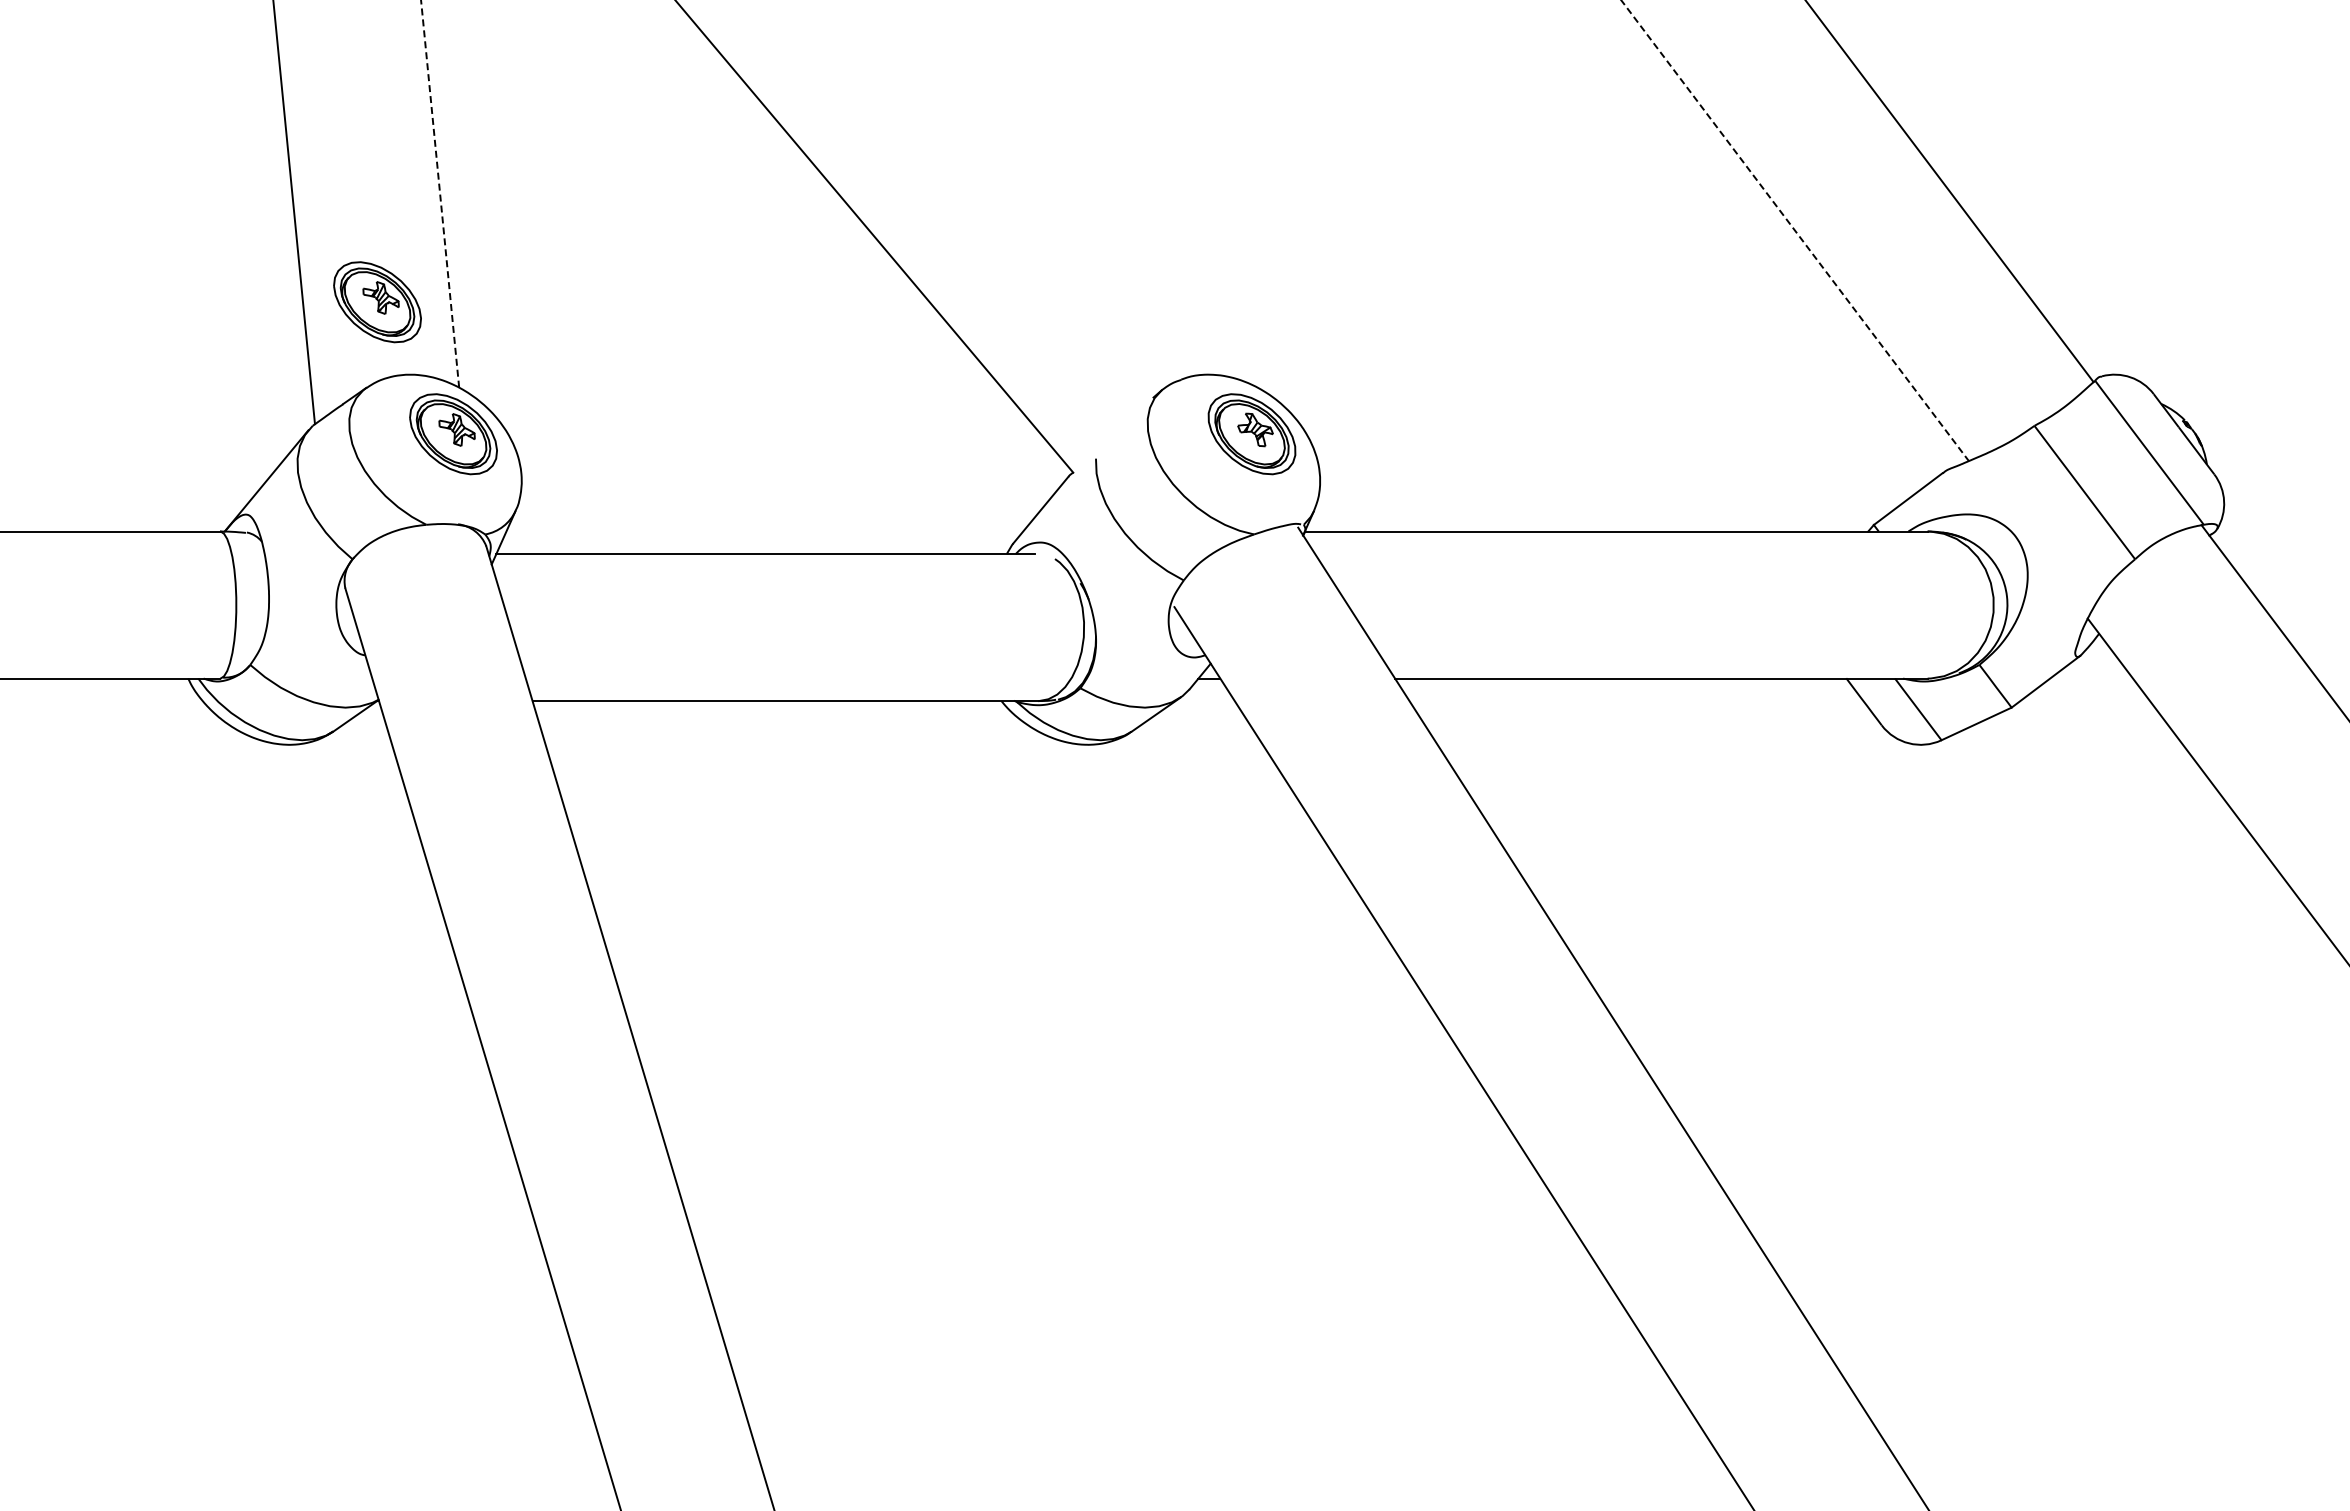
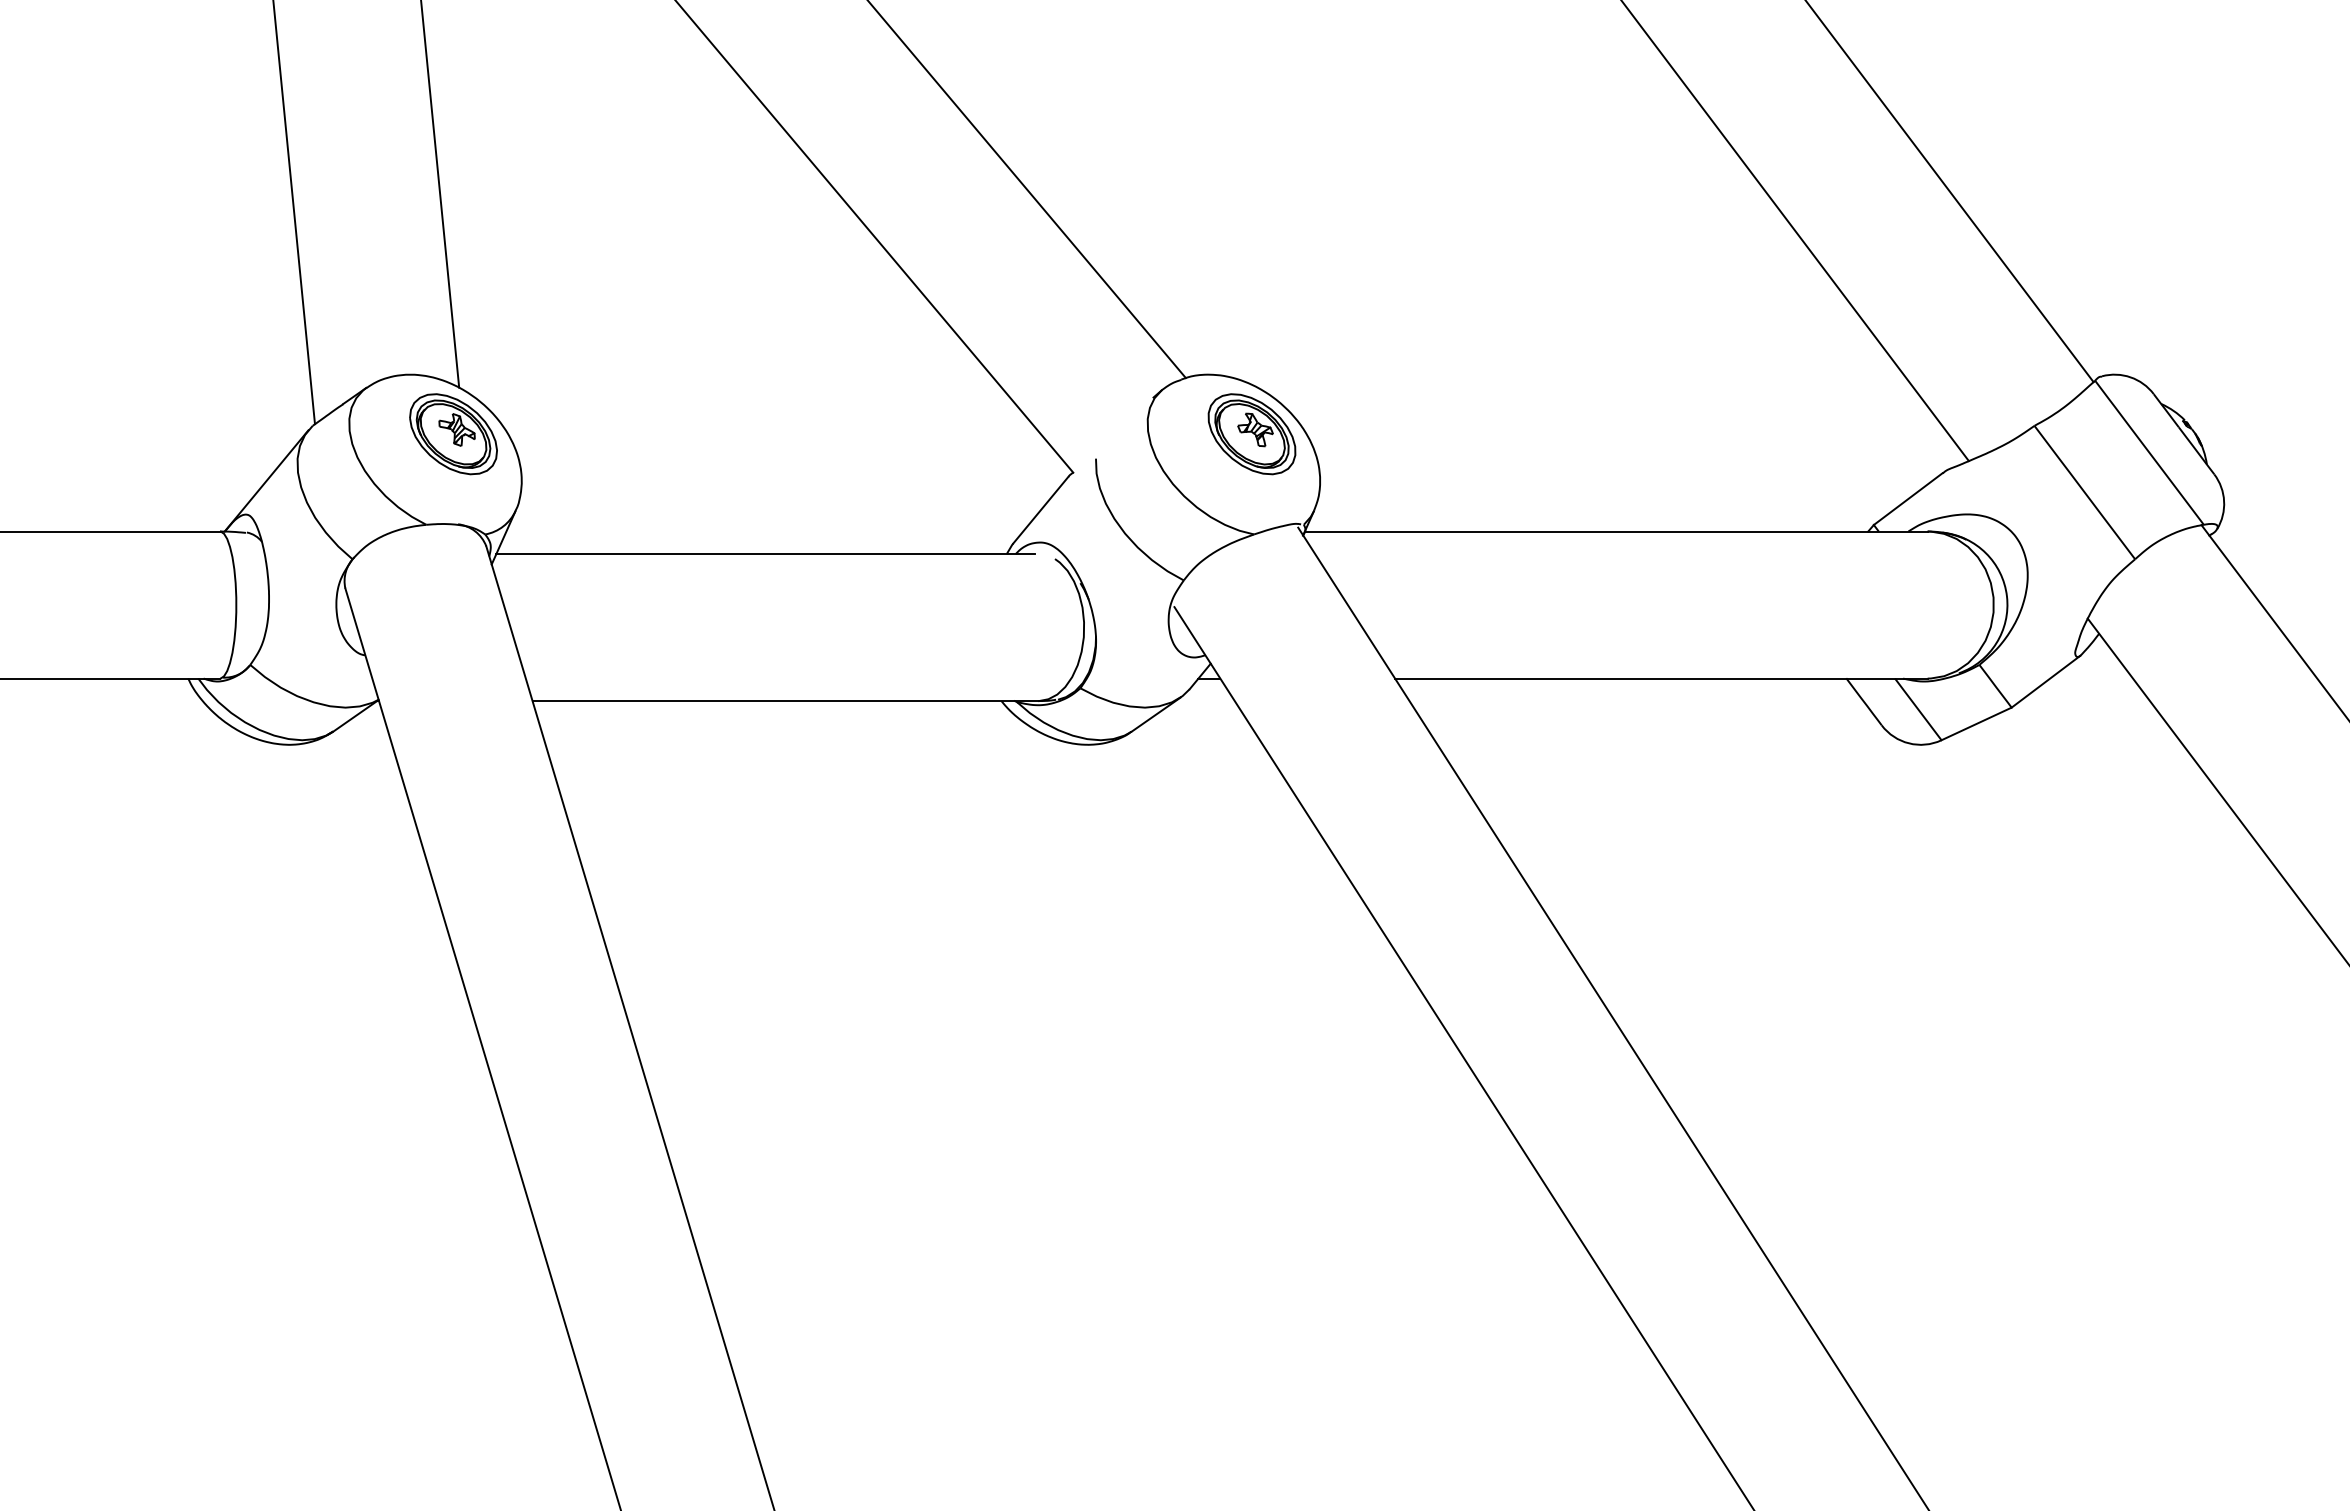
line: none -> present (1027, 190)
line: dashed -> solid (440, 193)
line: dashed -> solid (1794, 230)
part: present -> none (377, 302)
